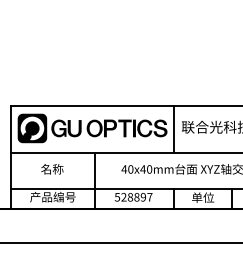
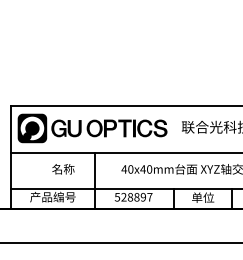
line: present -> none (173, 128)
text position: (52, 169) -> (63, 169) (63, 169)
